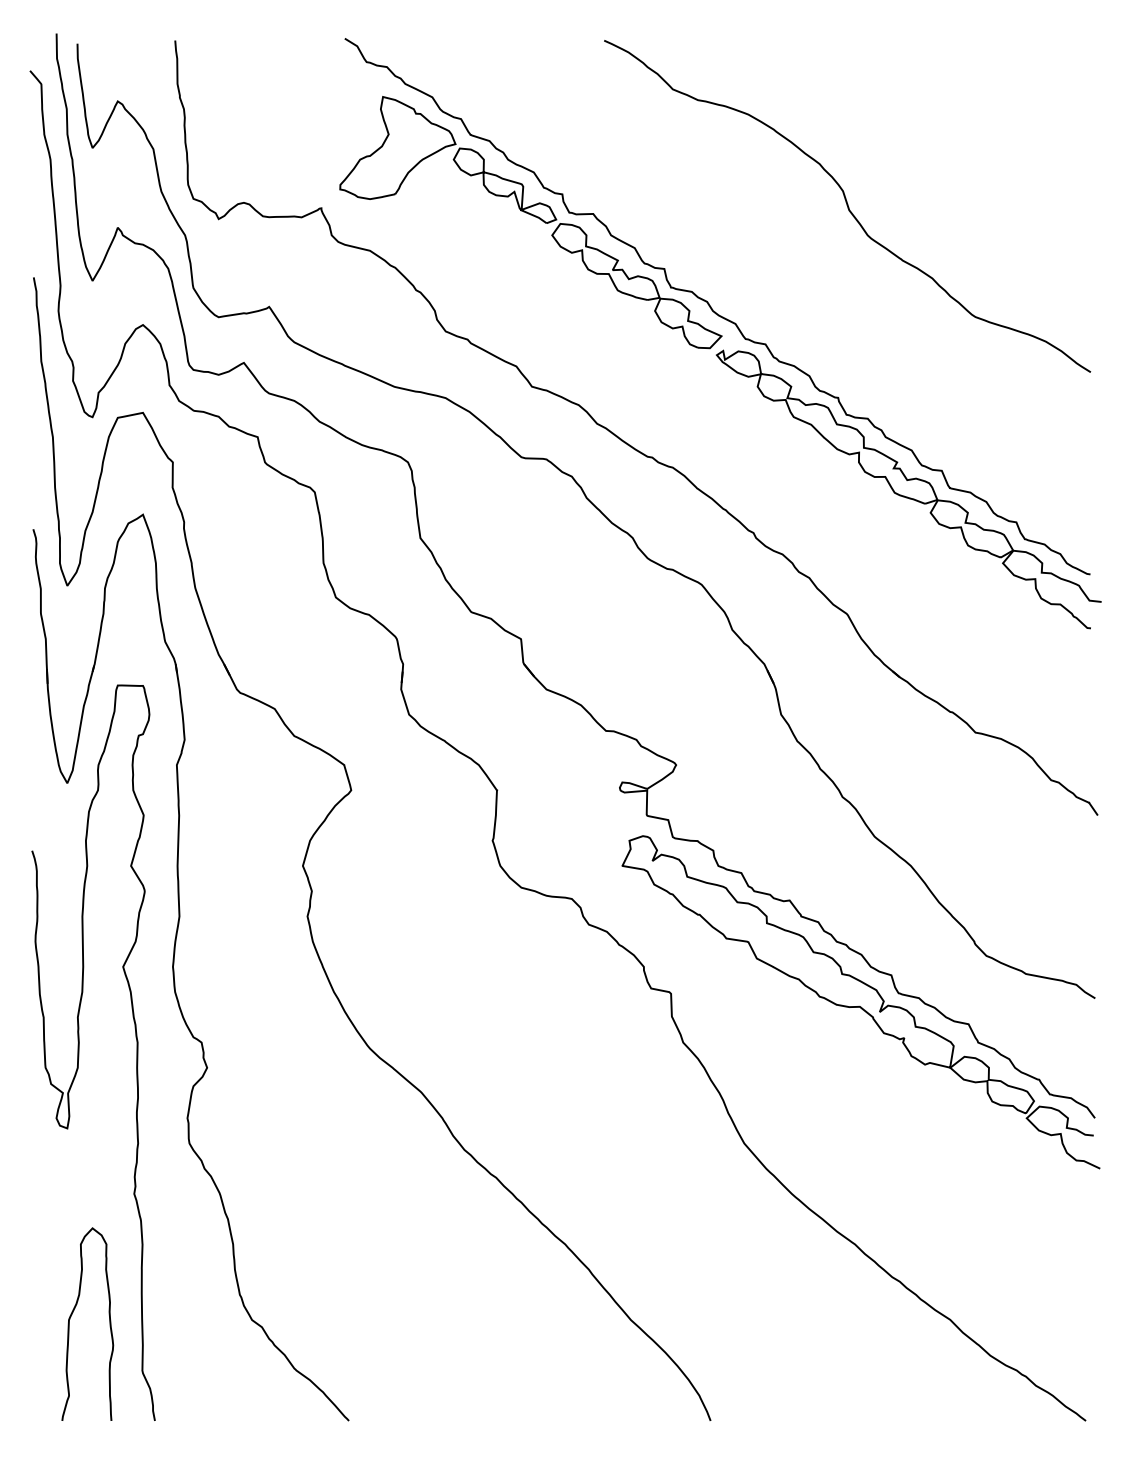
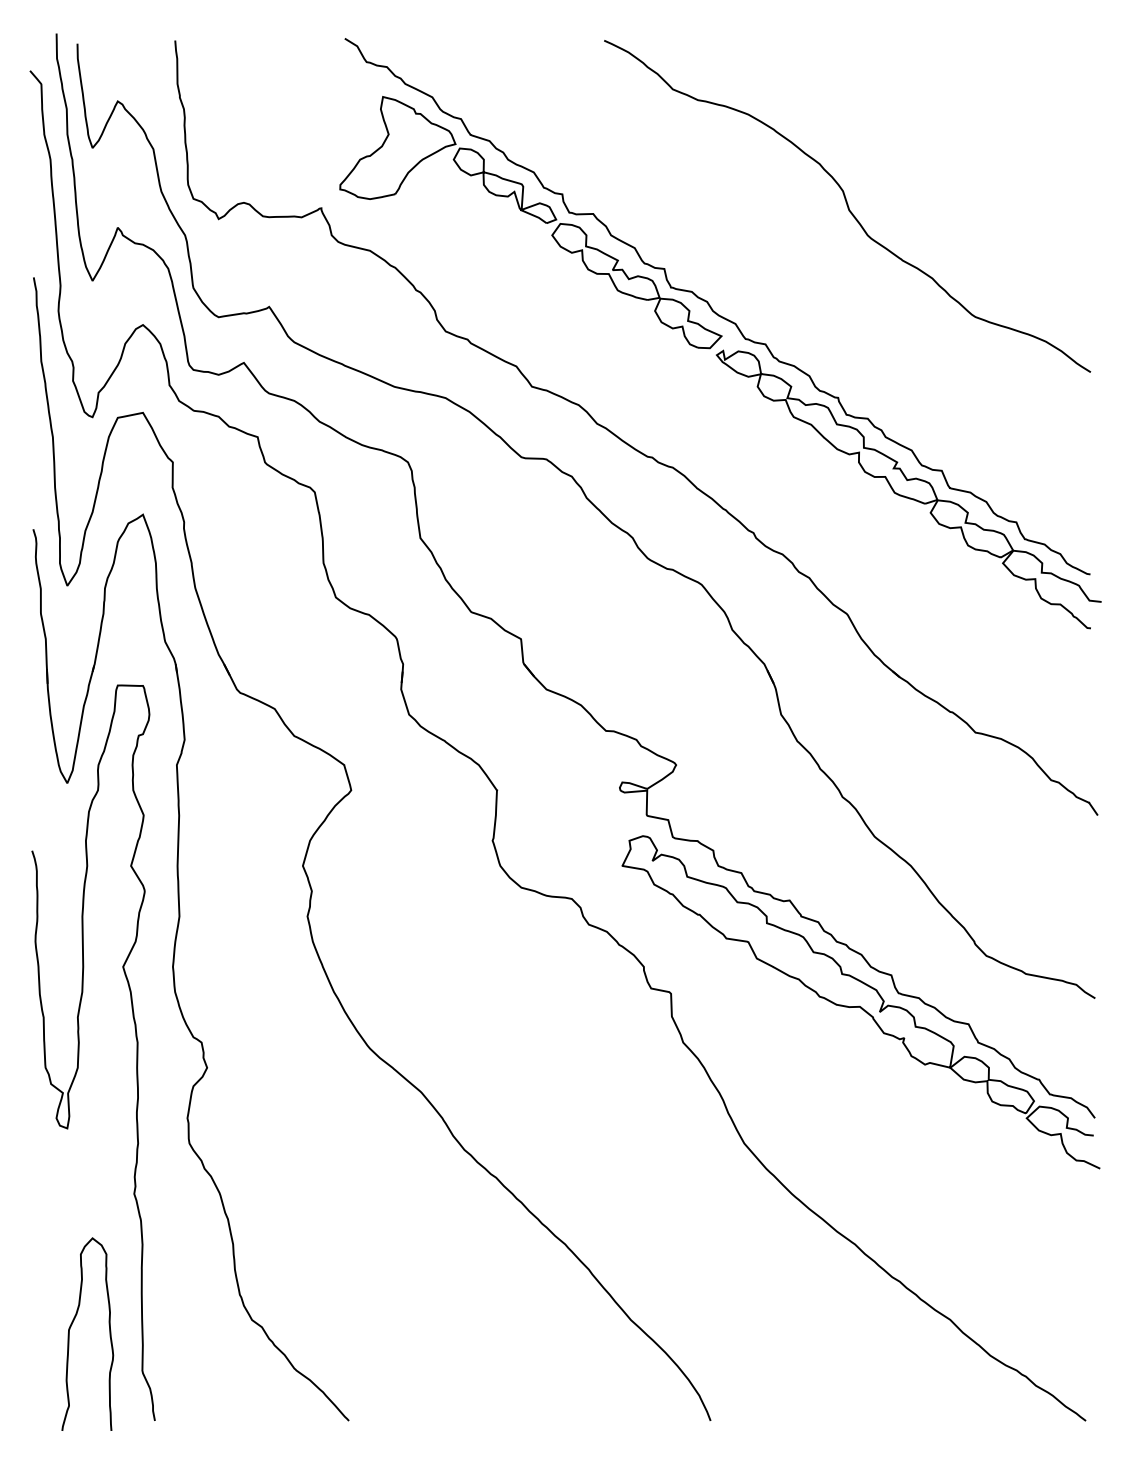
curve position: (71, 1316) -> (71, 1326) (71, 1326)
